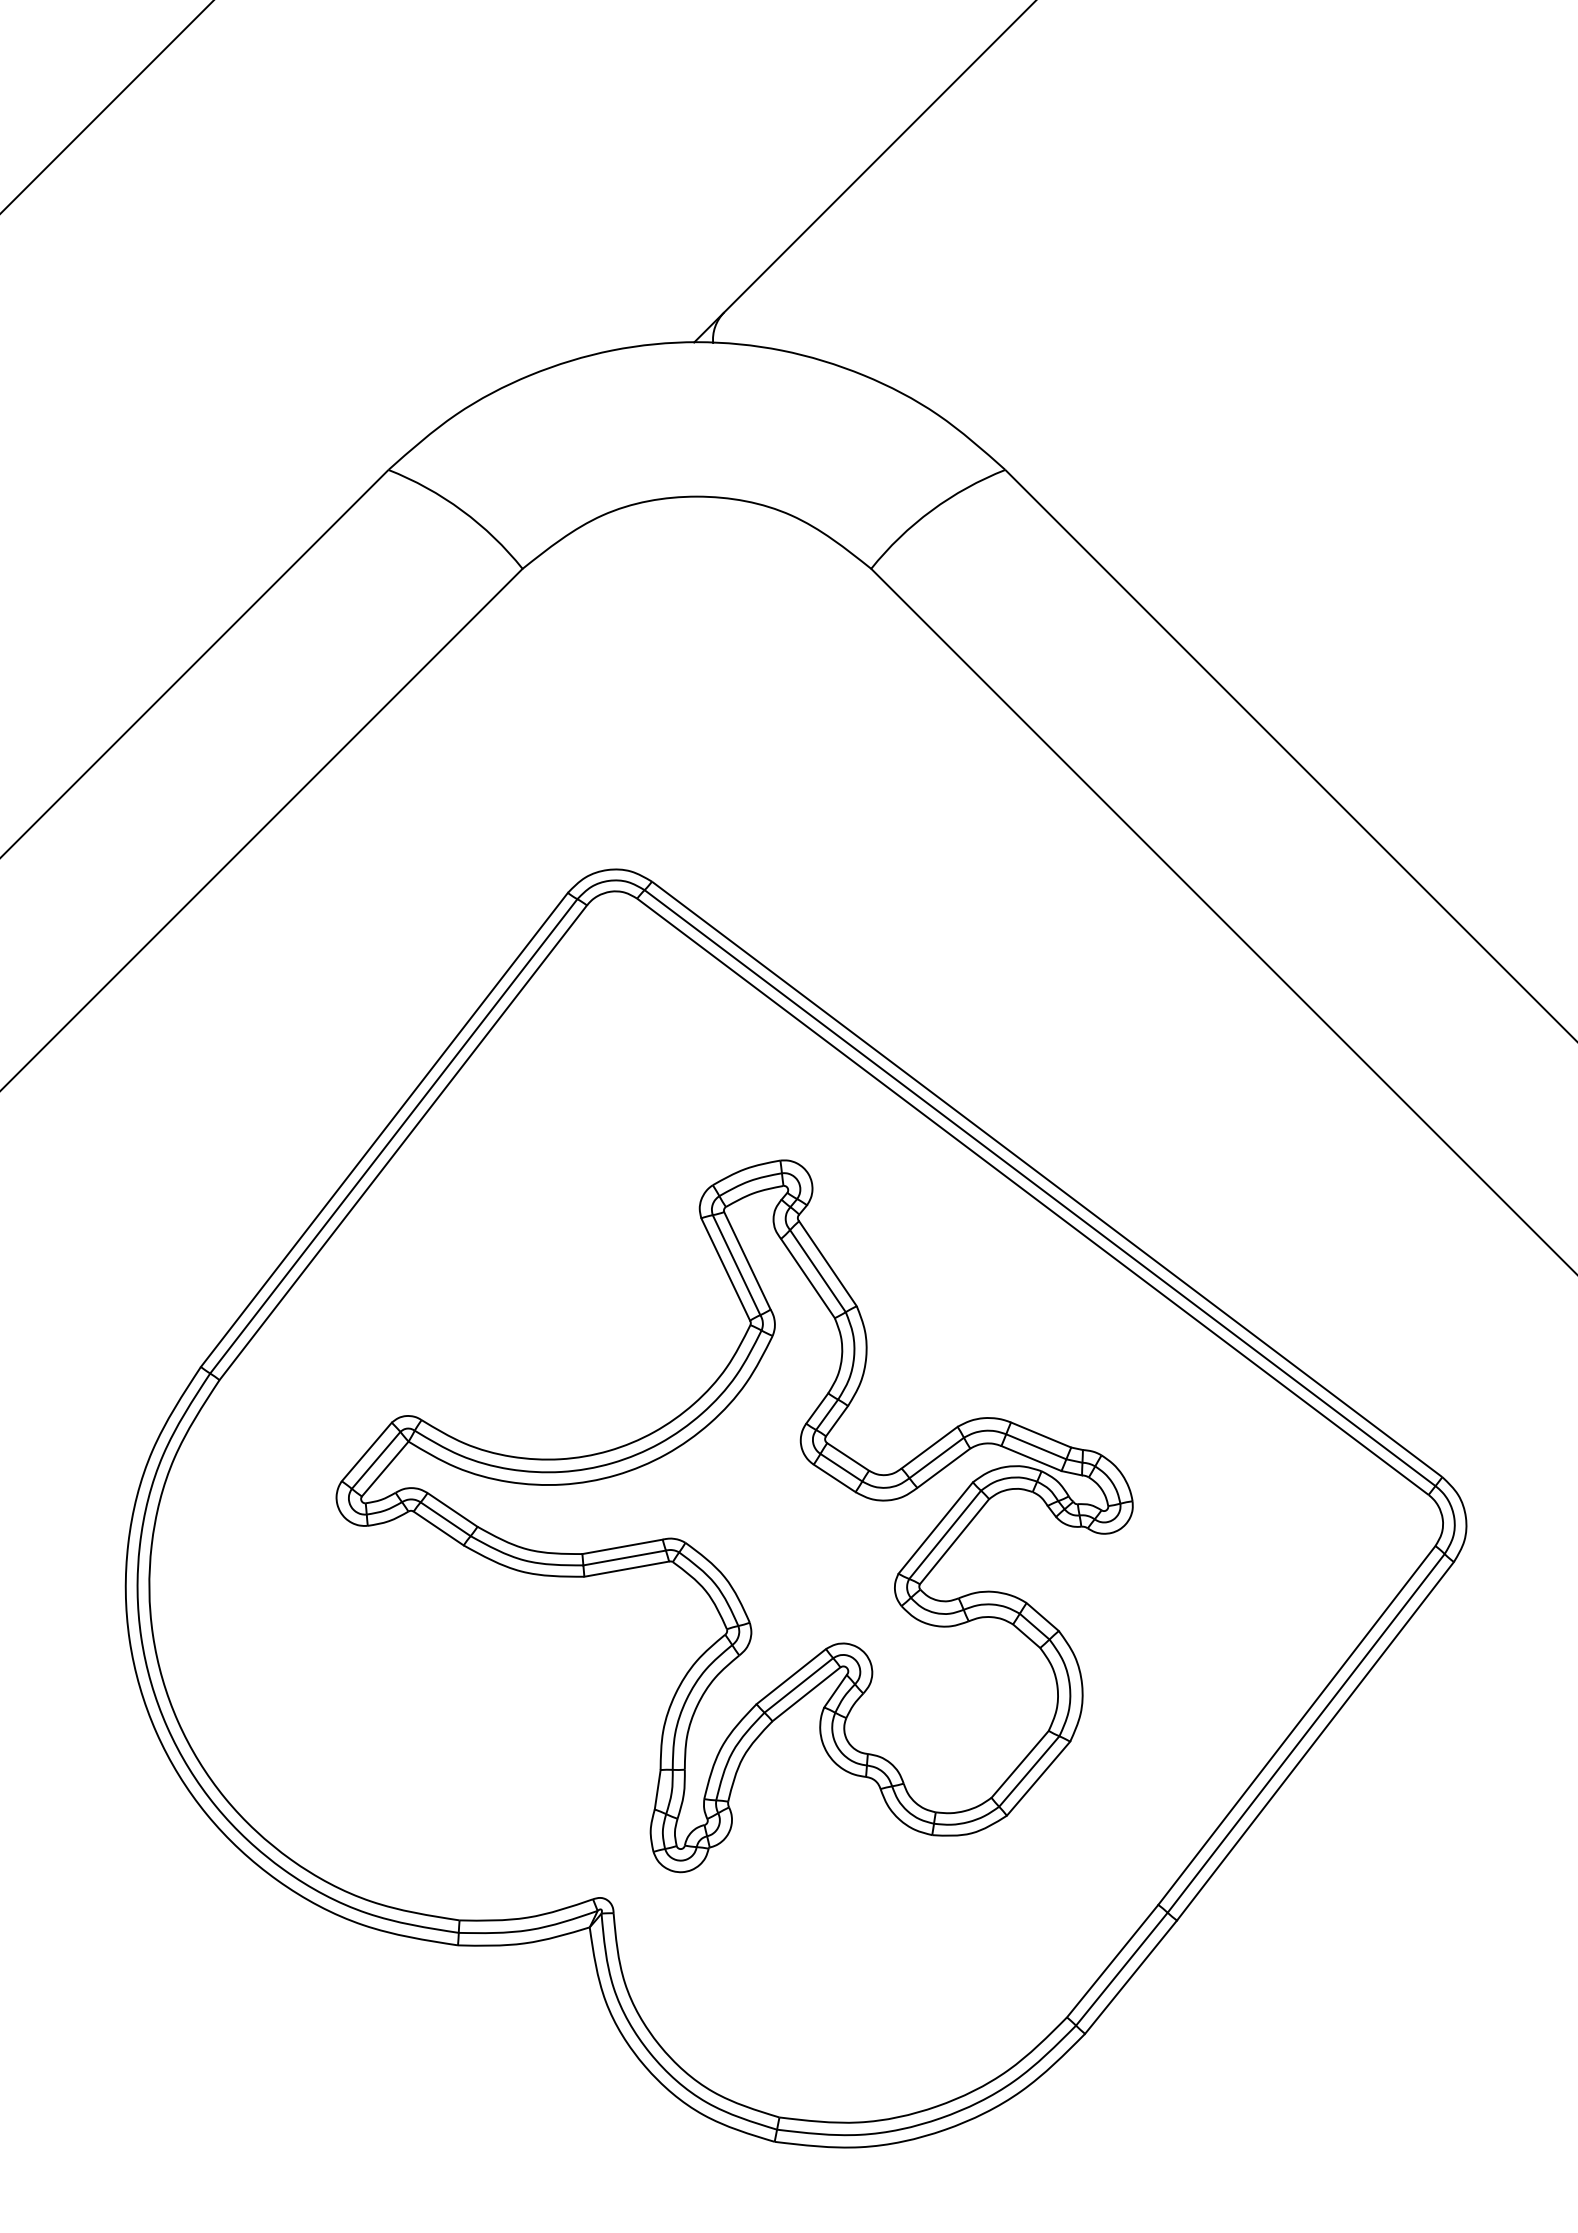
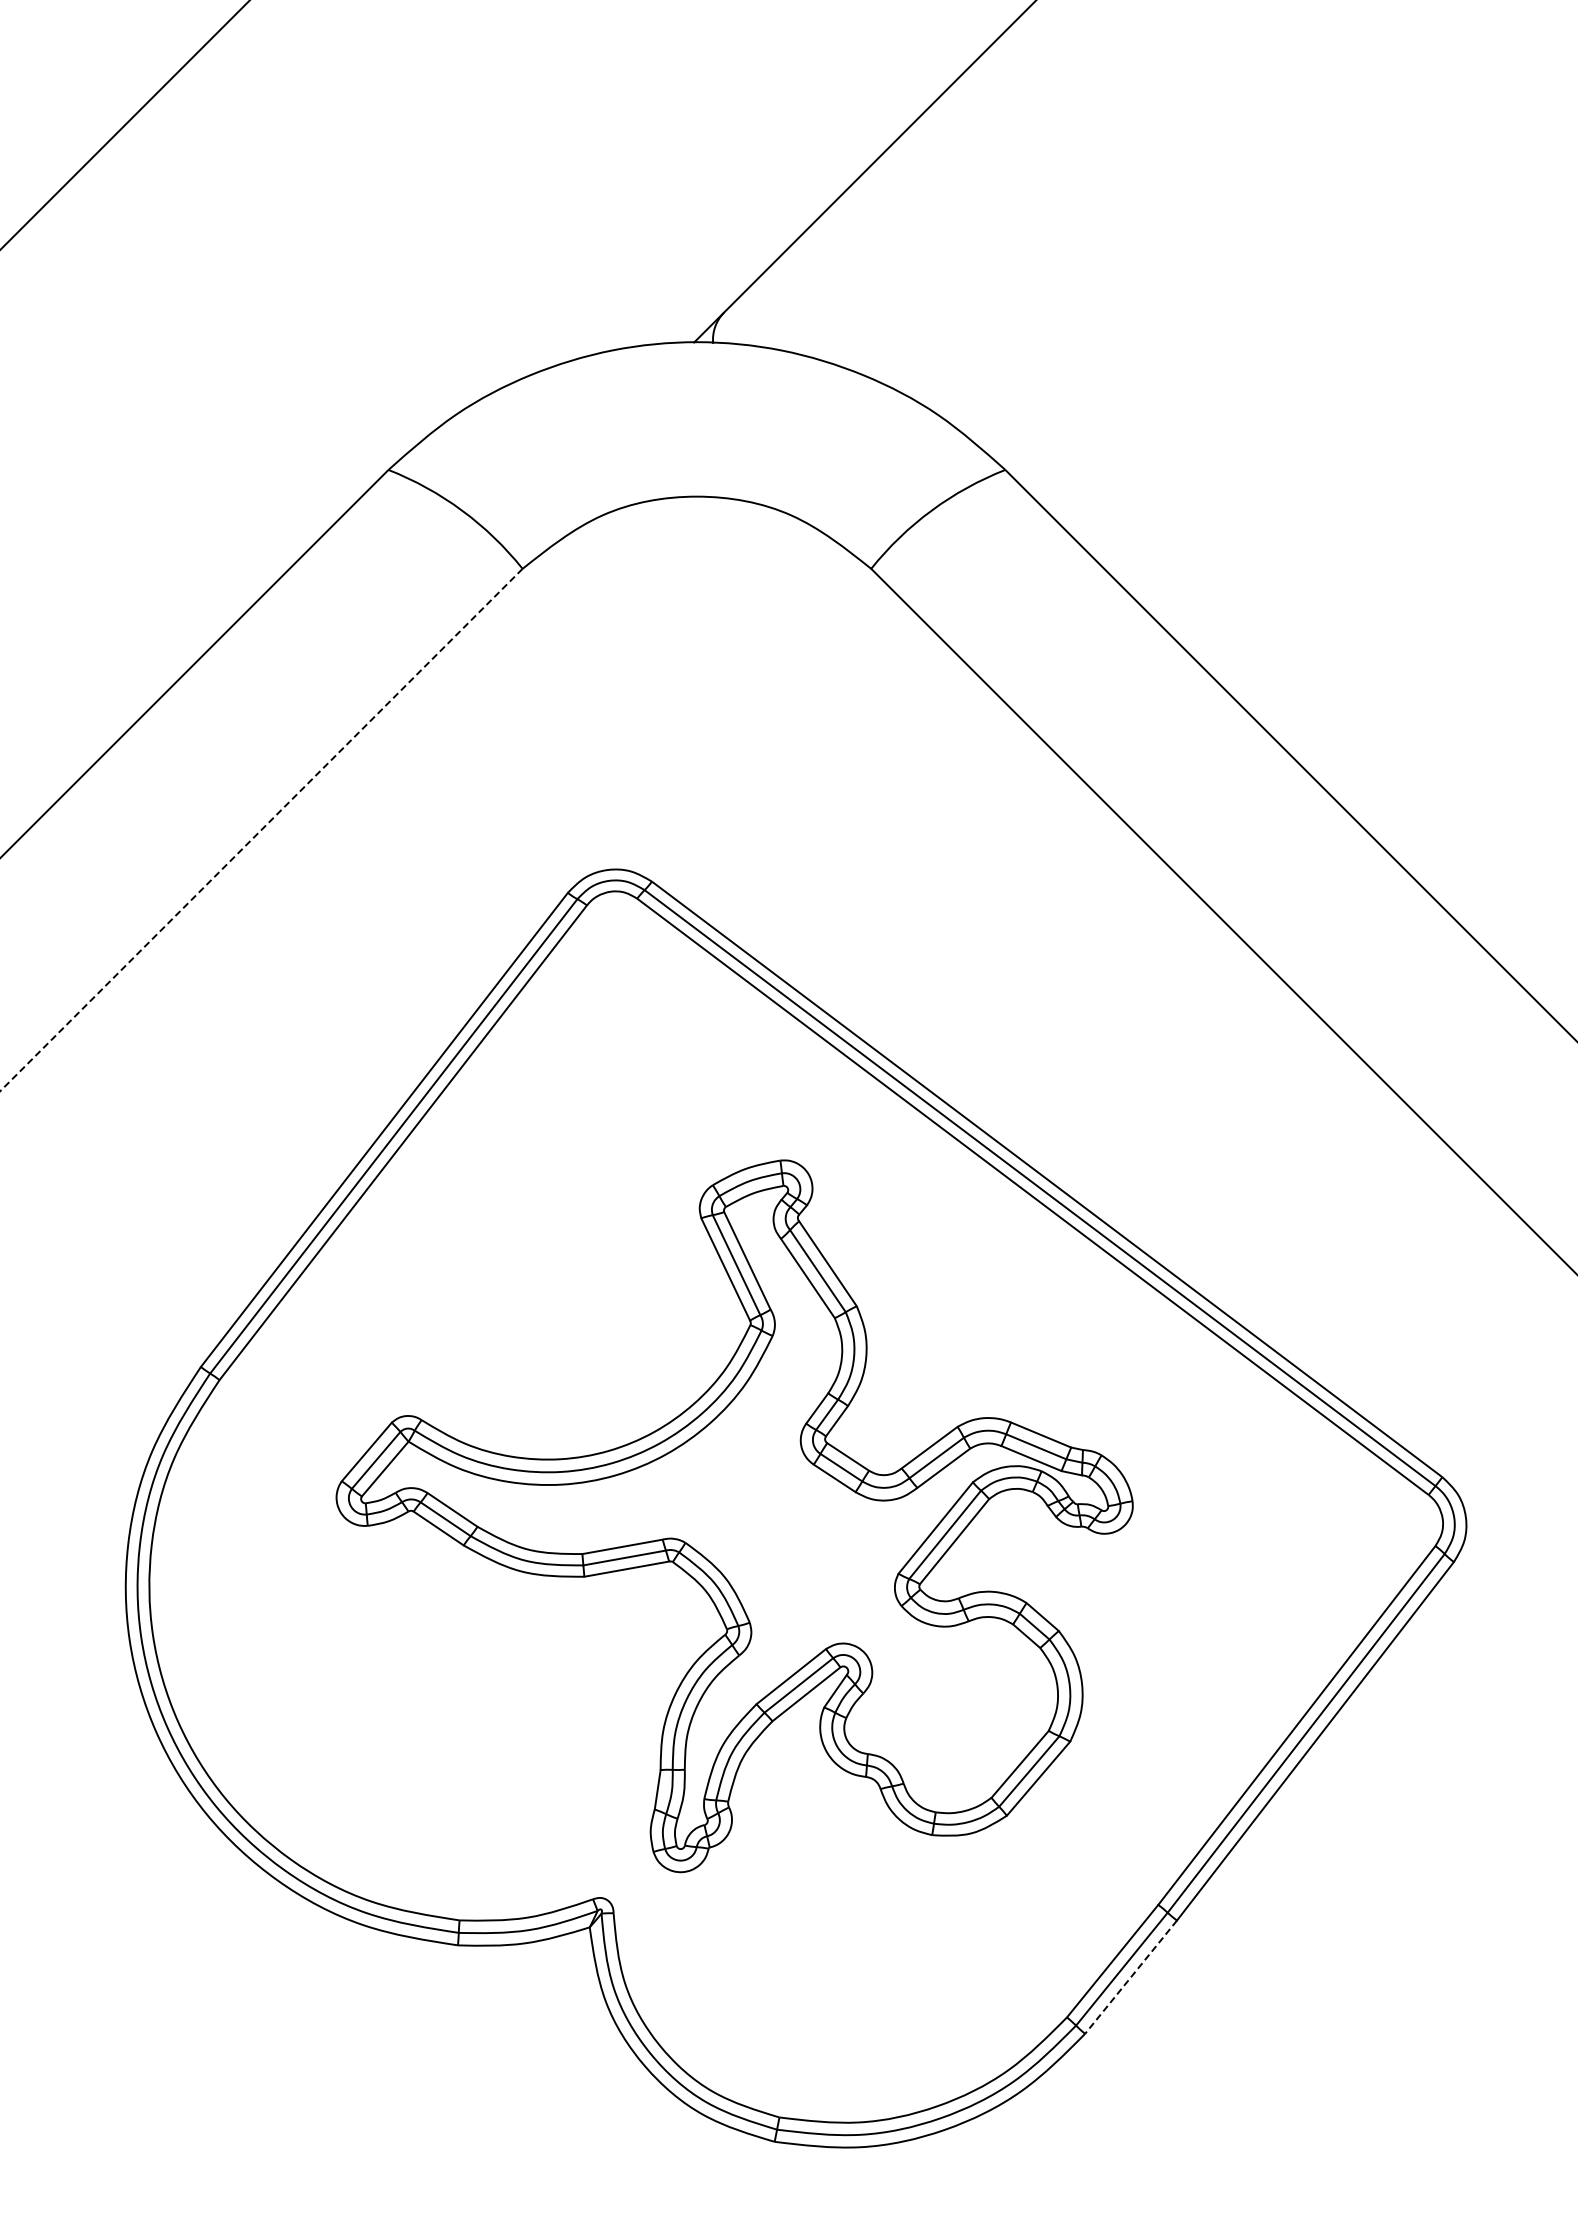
line position: (106, 106) -> (124, 125) (124, 125)
line: solid -> dashed (261, 830)
line: solid -> dashed (1131, 1977)
